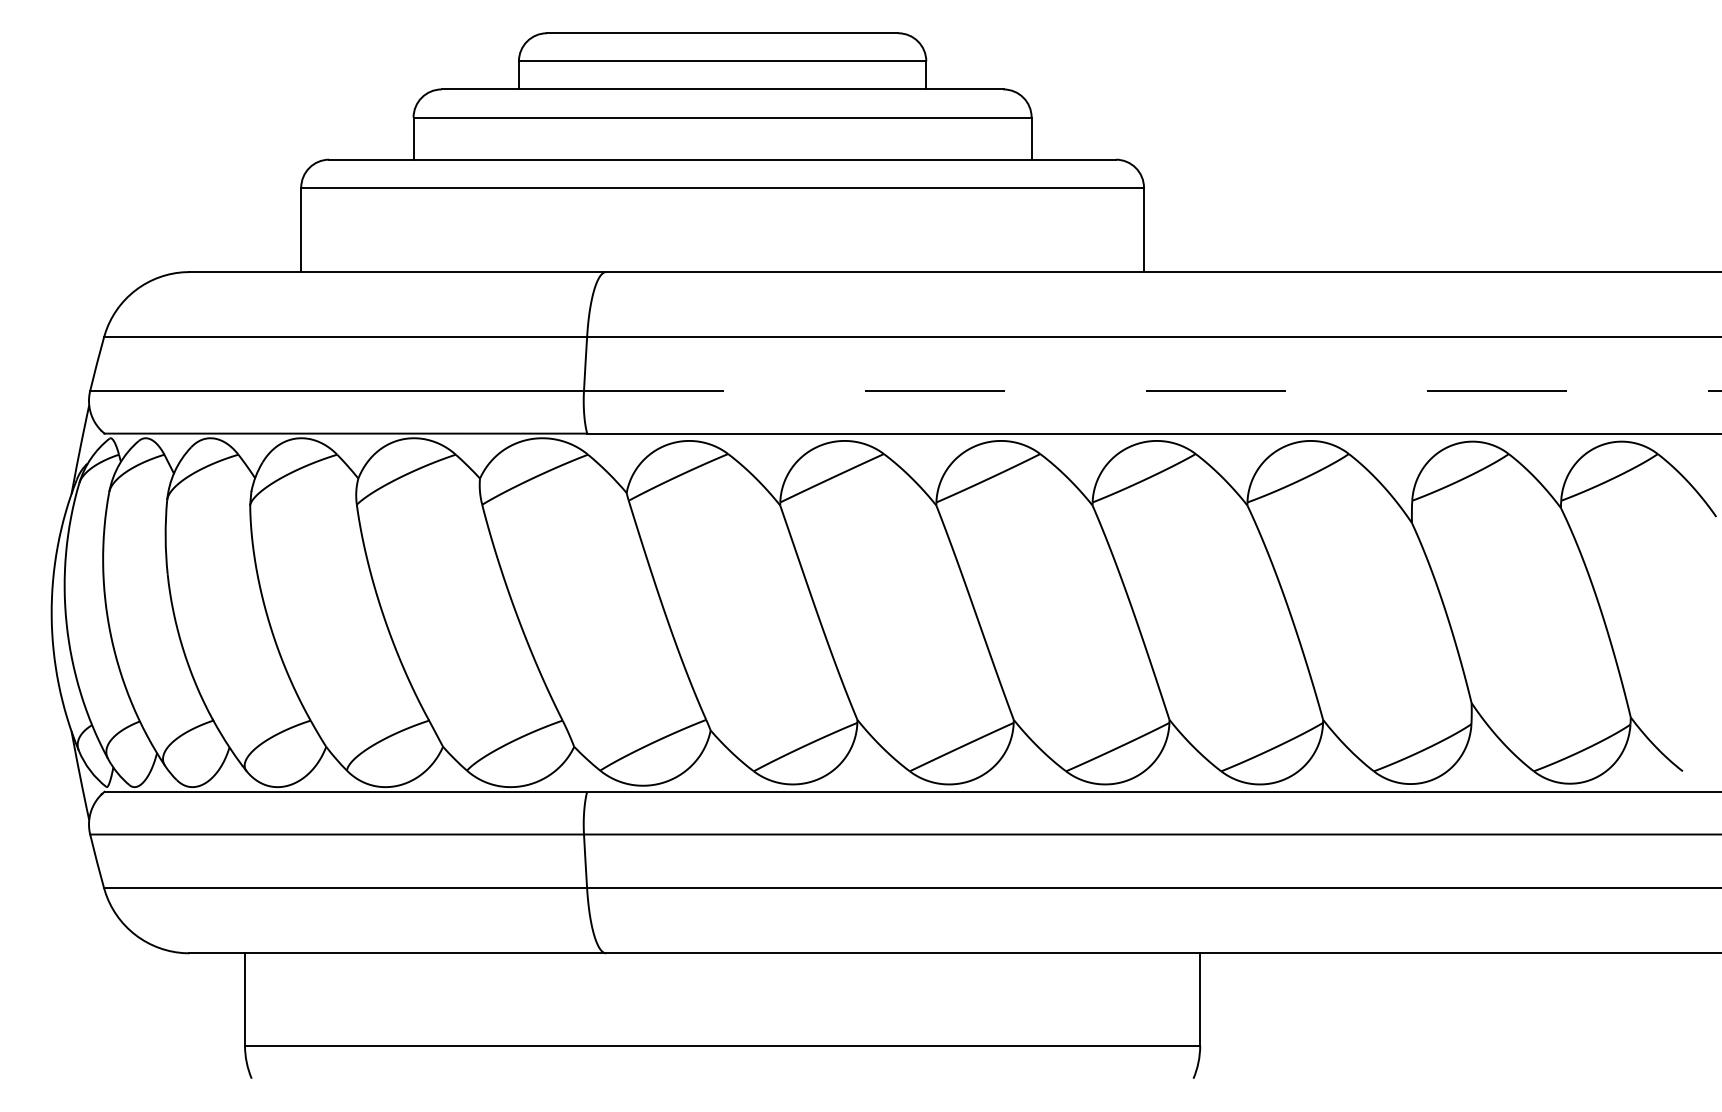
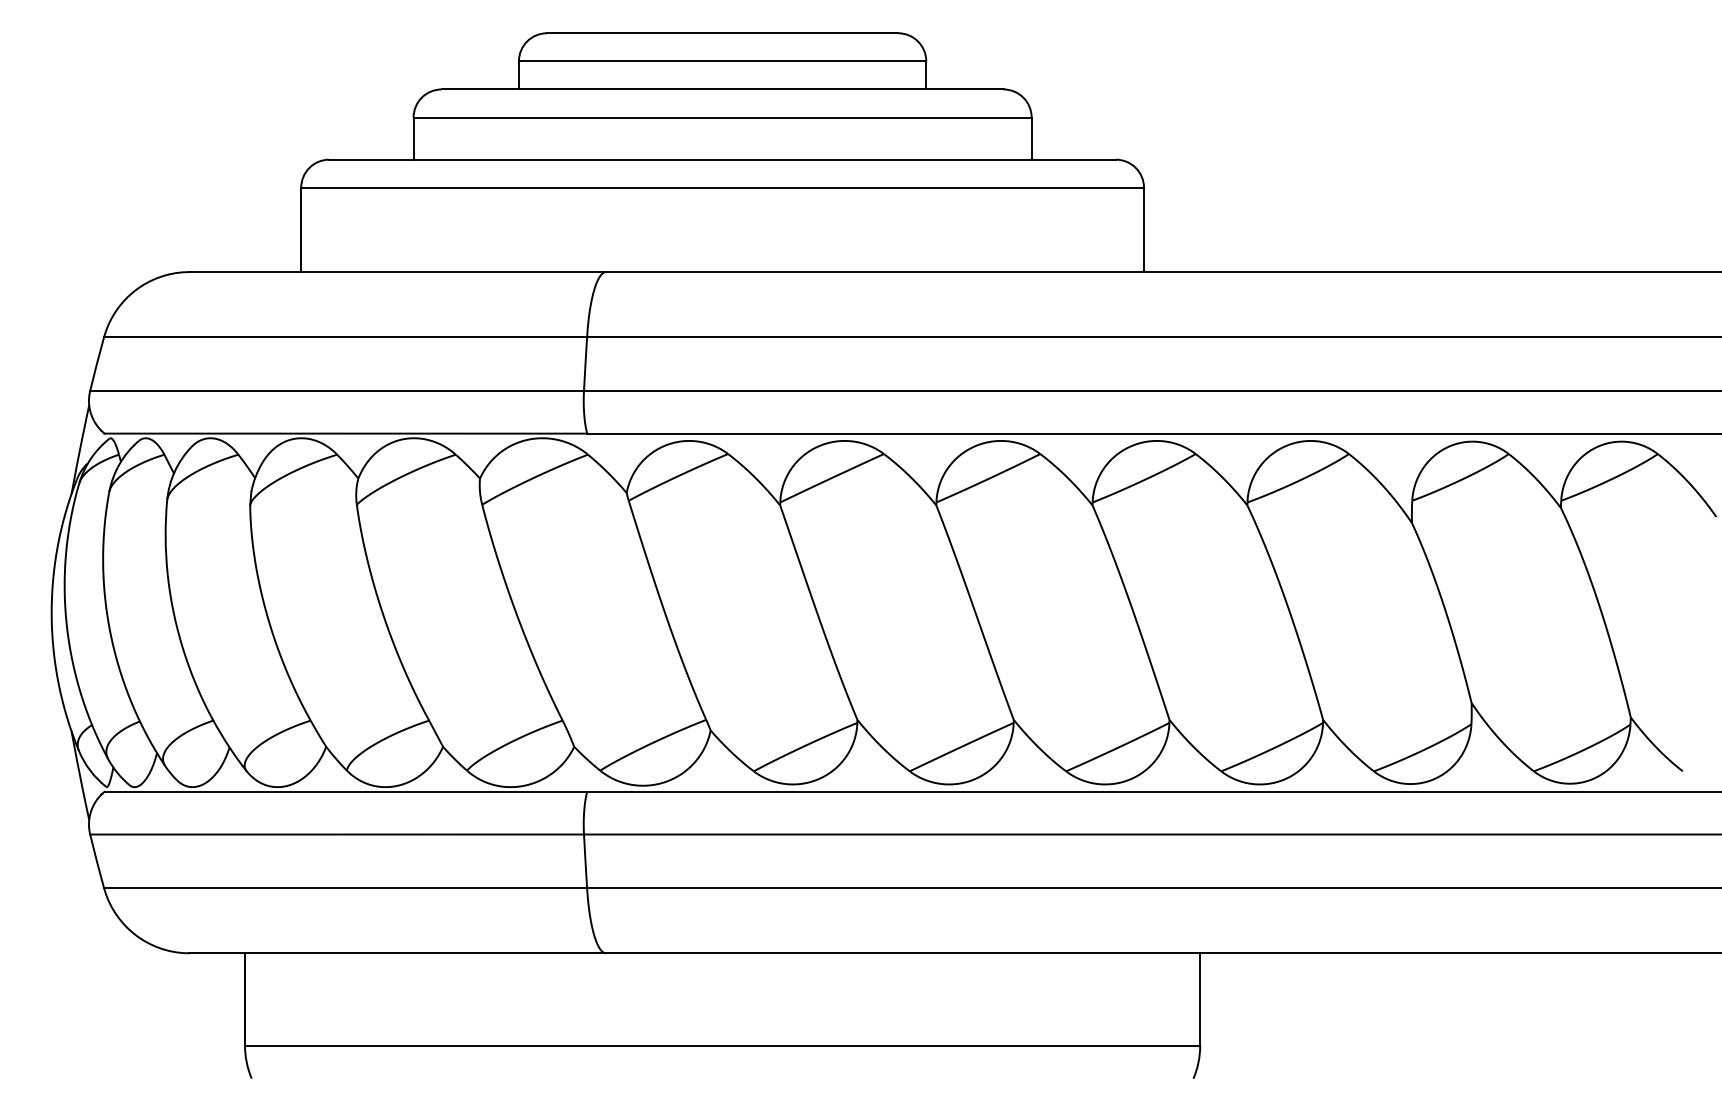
line: dashed -> solid (1152, 390)
